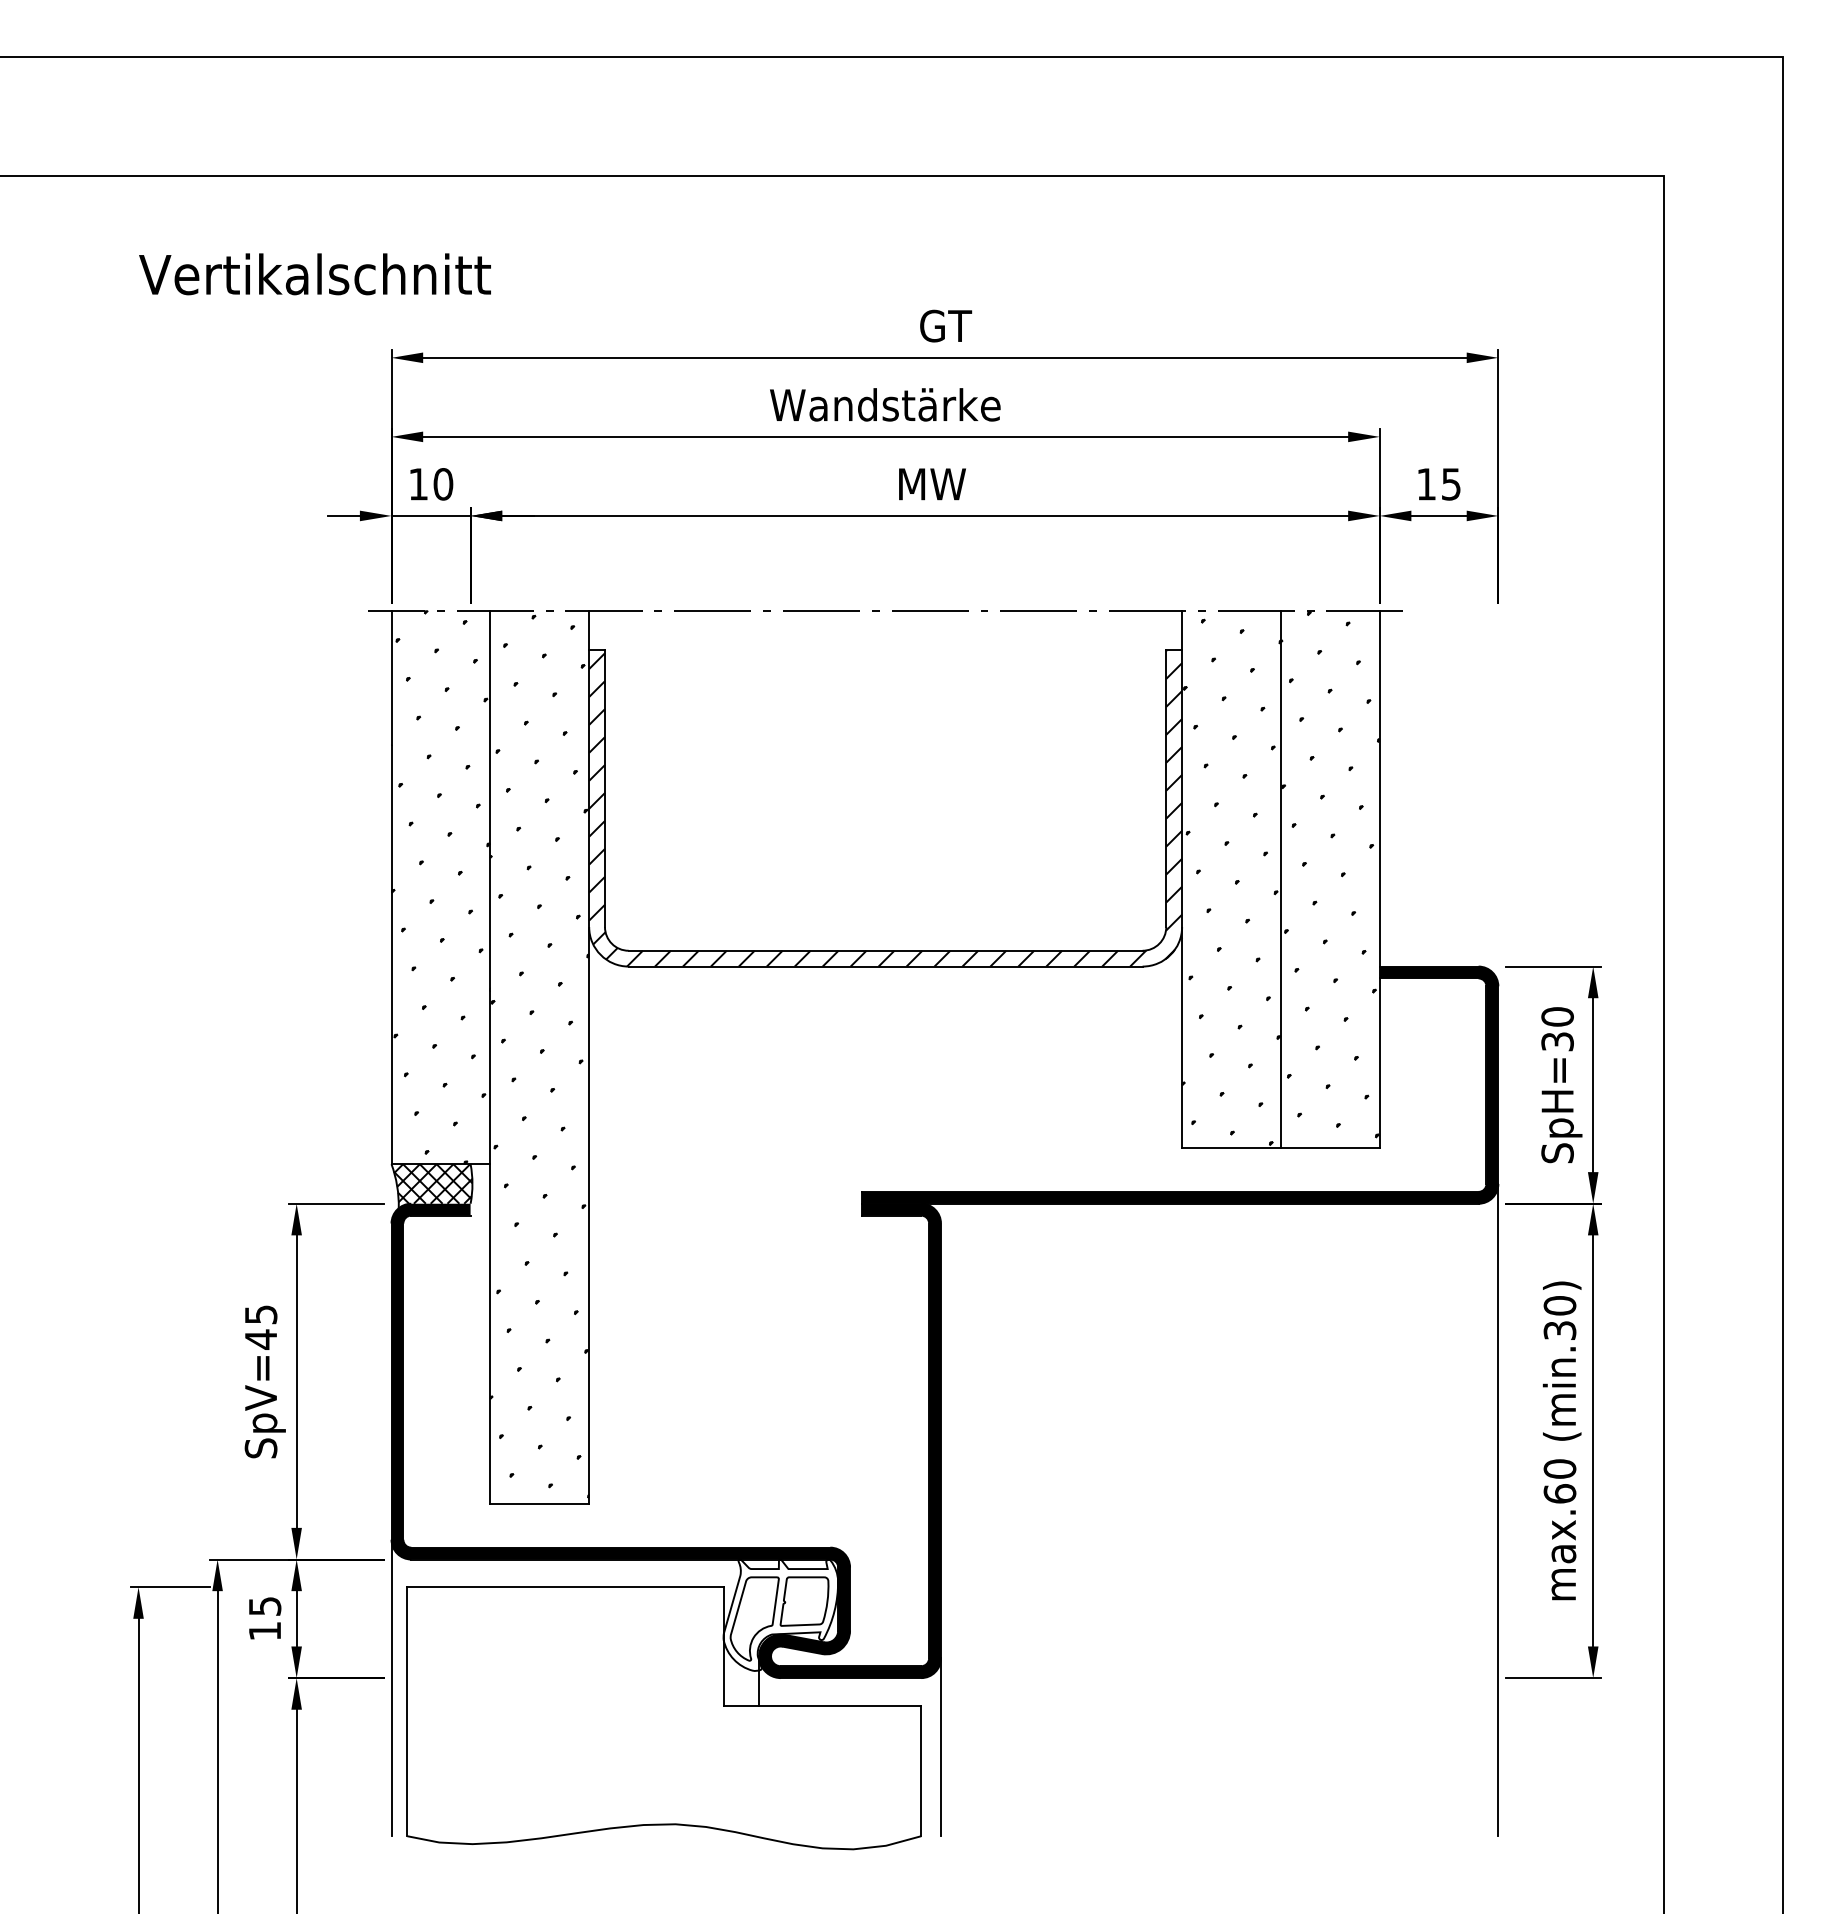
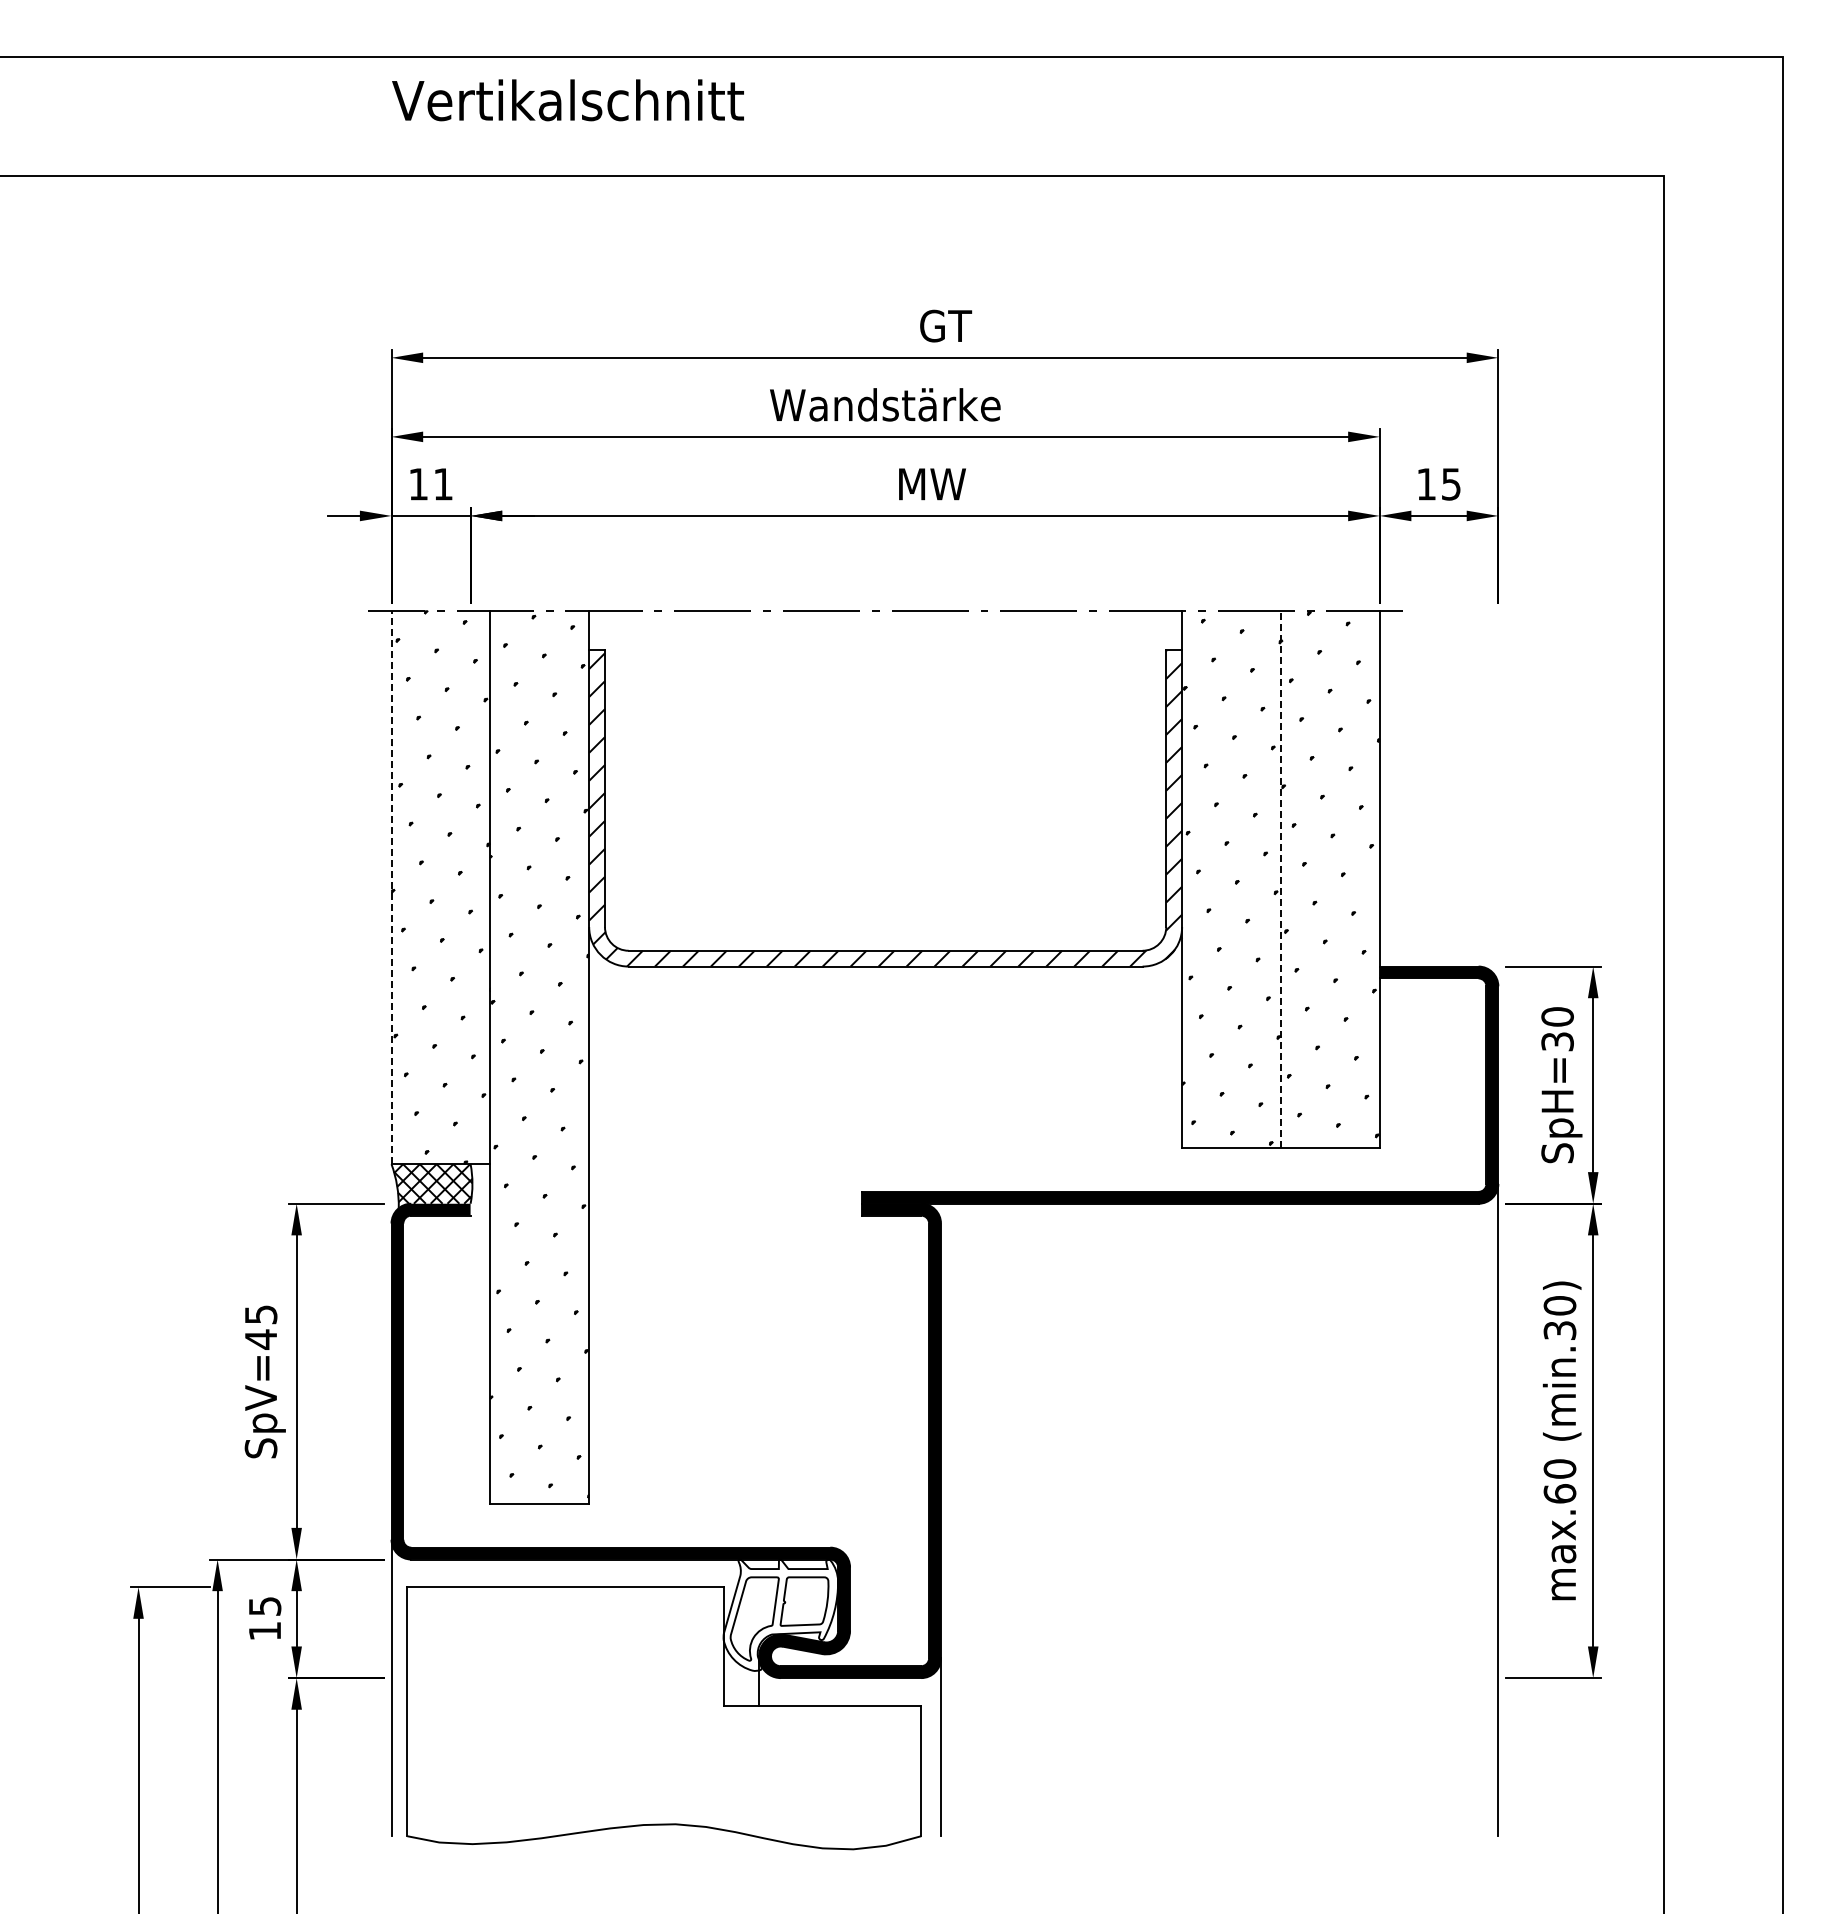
text position: (314, 274) -> (567, 100) (567, 100)
text: 10 -> 11 (443, 484)
line: solid -> dashed (1280, 879)
line: solid -> dashed (391, 887)
